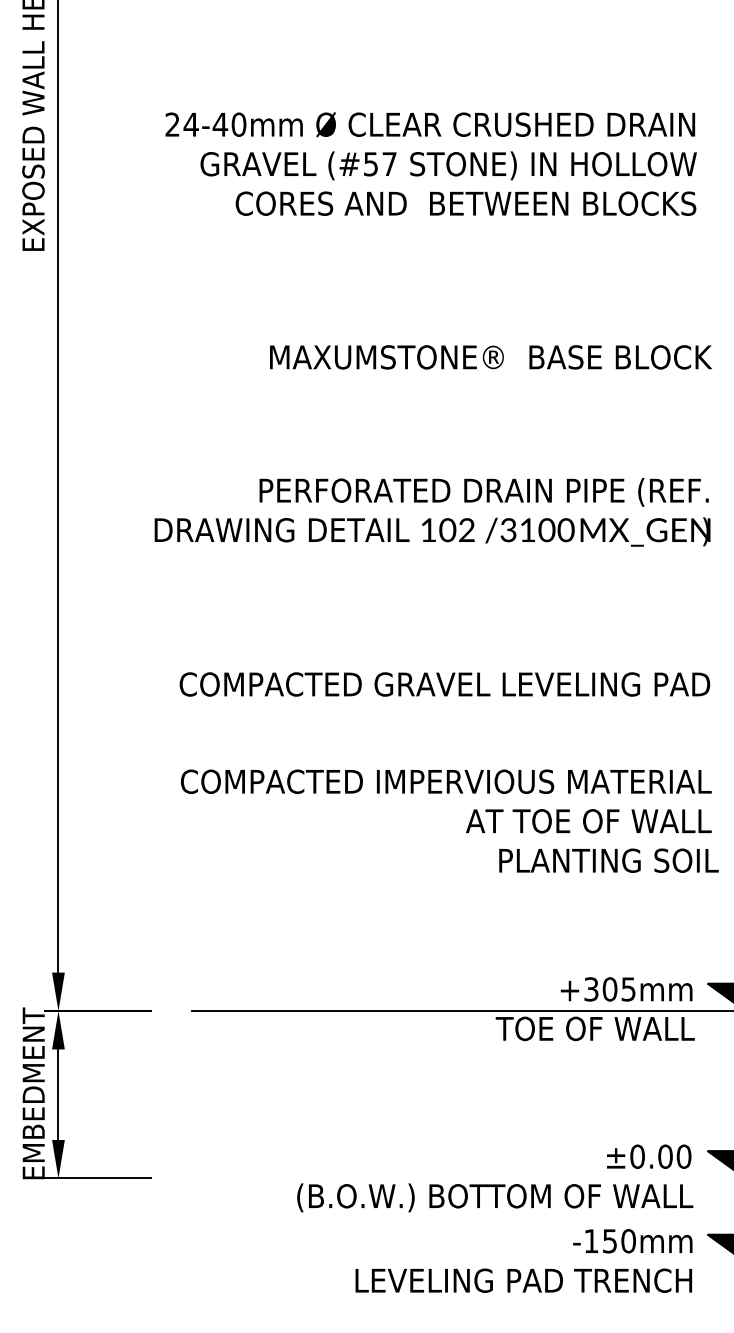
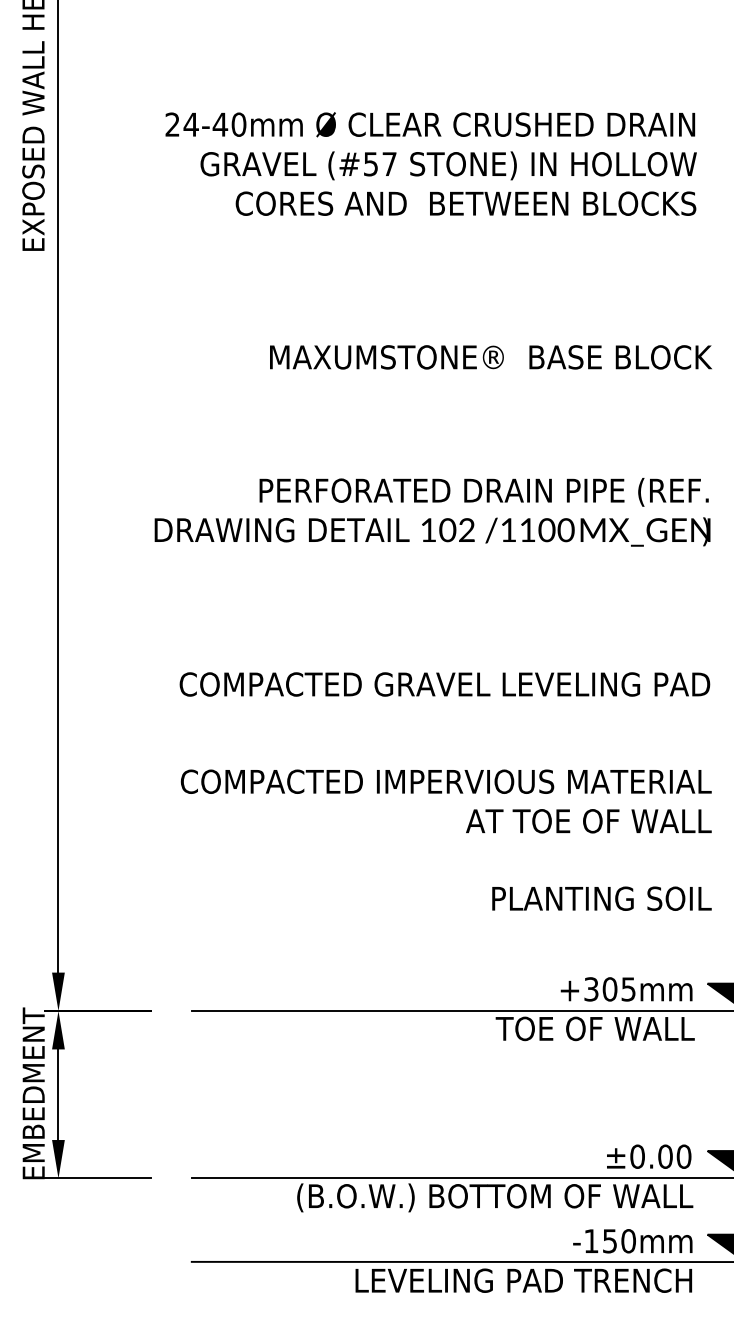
text: /3100 -> /1100 (508, 530)
text position: (608, 860) -> (601, 898) (601, 898)
line: none -> present (460, 1178)
line: none -> present (460, 1261)
